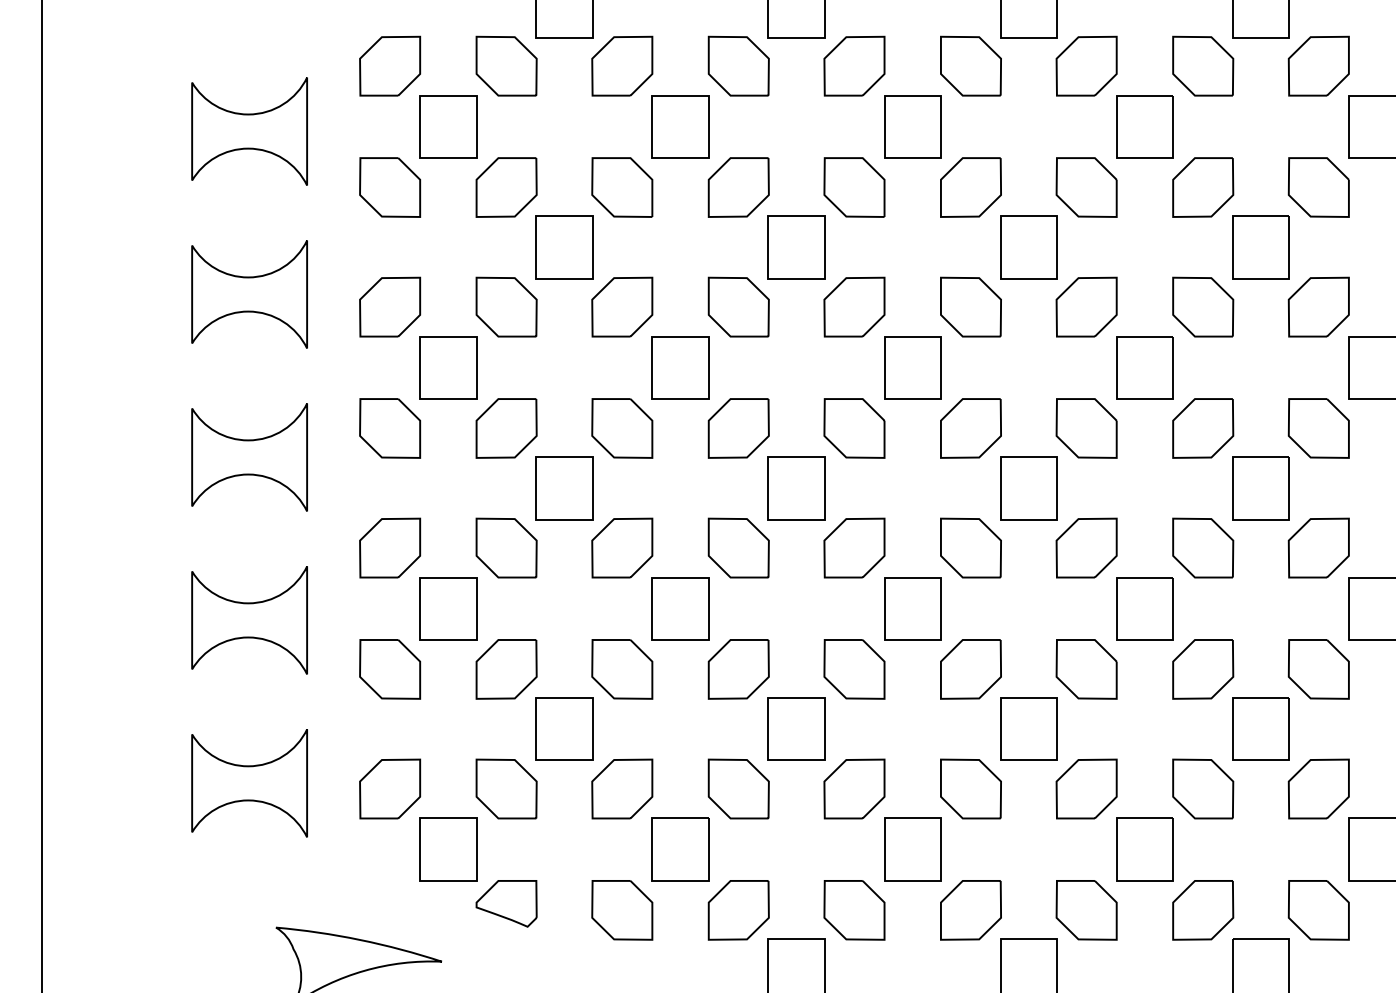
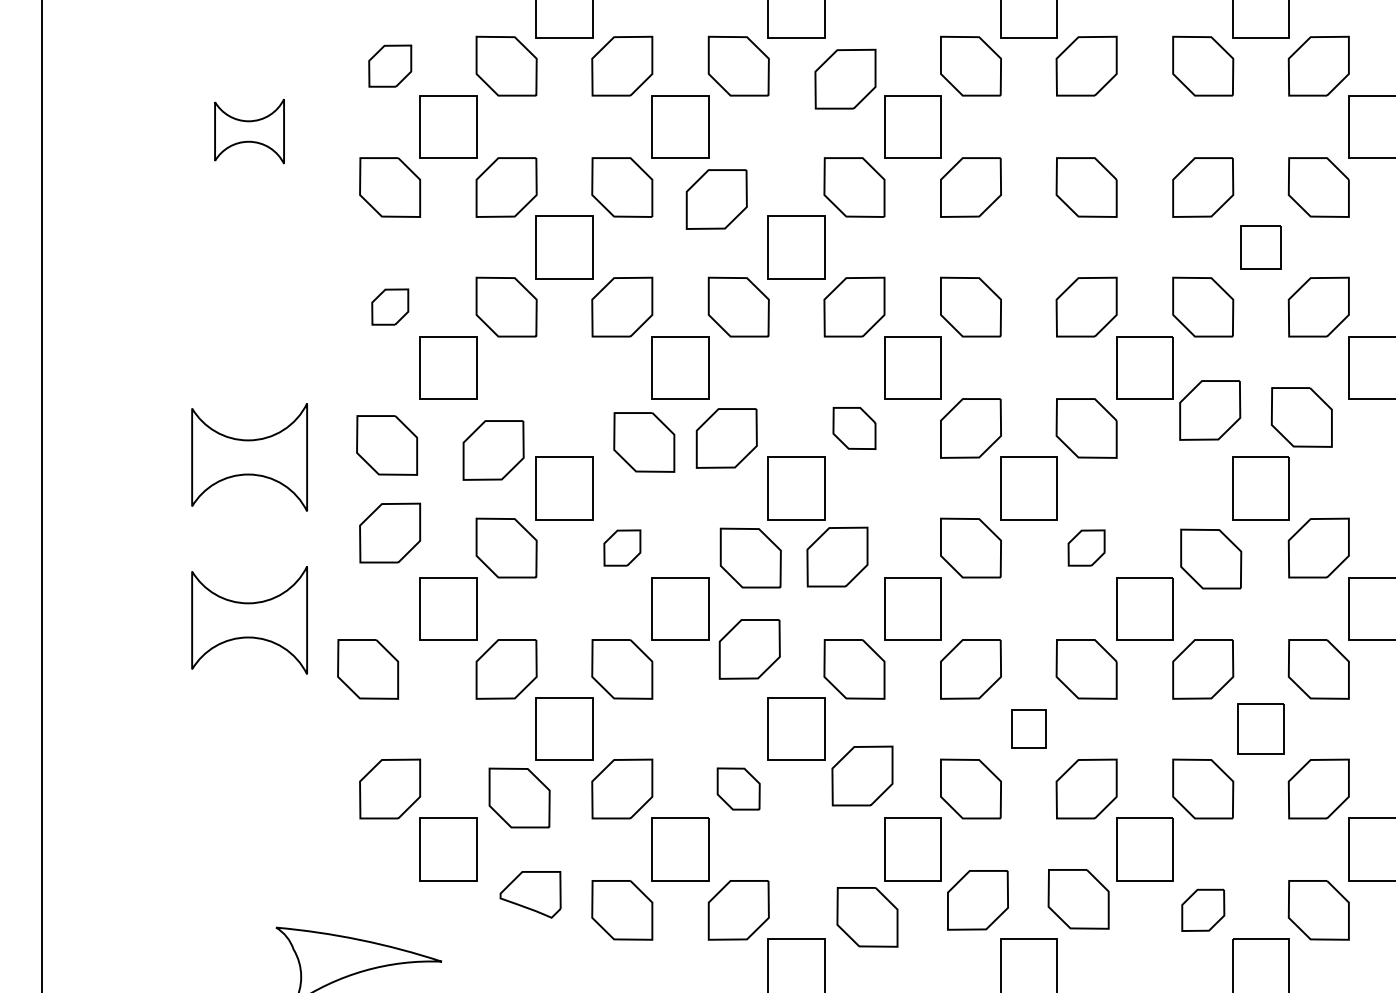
part size: 63x62 px -> 45x44 px (390, 65)
part position: (854, 65) -> (845, 78) (845, 78)
part: present -> none (1144, 126)
part size: 117x109 px -> 71x66 px (249, 131)
part position: (738, 187) -> (716, 199) (716, 199)
part: present -> none (1028, 247)
part size: 58x65 px -> 42x45 px (1260, 247)
part: present -> none (249, 294)
part size: 63x62 px -> 39x38 px (390, 306)
part position: (390, 428) -> (387, 445) (387, 445)
part position: (506, 428) -> (493, 450) (493, 450)
part position: (622, 428) -> (644, 442) (644, 442)
part position: (738, 428) -> (726, 438) (726, 438)
part size: 63x61 px -> 45x43 px (854, 428)
part position: (1203, 428) -> (1210, 410) (1210, 410)
part position: (1318, 428) -> (1301, 417) (1301, 417)
part position: (390, 547) -> (390, 532) (390, 532)
part size: 63x62 px -> 39x38 px (622, 547)
part position: (738, 547) -> (750, 557) (750, 557)
part position: (854, 547) -> (837, 556) (837, 556)
part size: 63x62 px -> 39x38 px (1086, 547)
part position: (1203, 547) -> (1211, 558) (1211, 558)
part position: (390, 669) -> (368, 669) (368, 669)
part position: (738, 669) -> (749, 649) (749, 649)
part size: 58x64 px -> 36x40 px (1028, 728)
part size: 58x64 px -> 48x52 px (1260, 728)
part: present -> none (249, 783)
part position: (506, 788) -> (519, 797) (519, 797)
part size: 63x62 px -> 45x44 px (738, 788)
part position: (854, 788) -> (862, 775) (862, 775)
part position: (506, 903) -> (530, 894) (530, 894)
part position: (854, 910) -> (867, 917) (867, 917)
part position: (970, 910) -> (977, 900) (977, 900)
part position: (1086, 910) -> (1078, 899) (1078, 899)
part size: 63x61 px -> 45x44 px (1203, 909)
